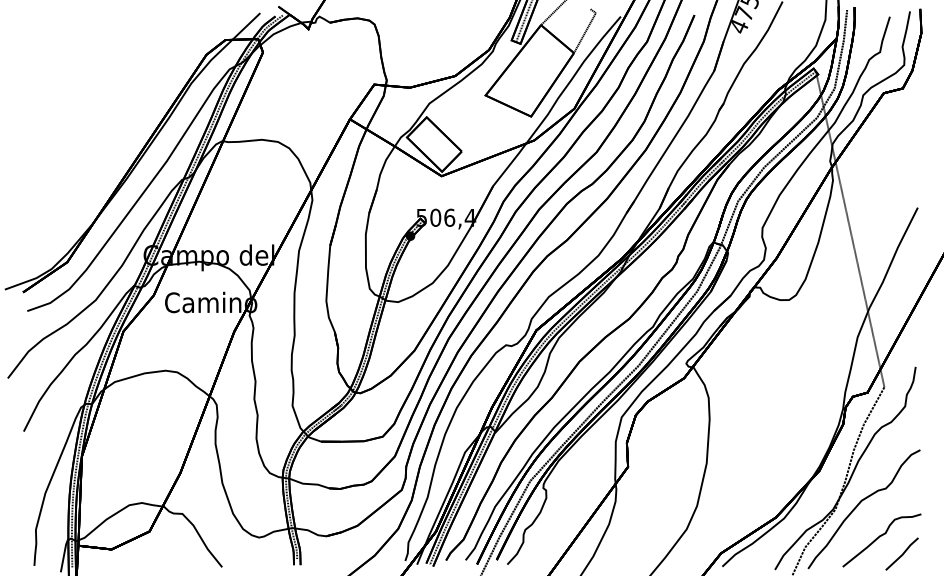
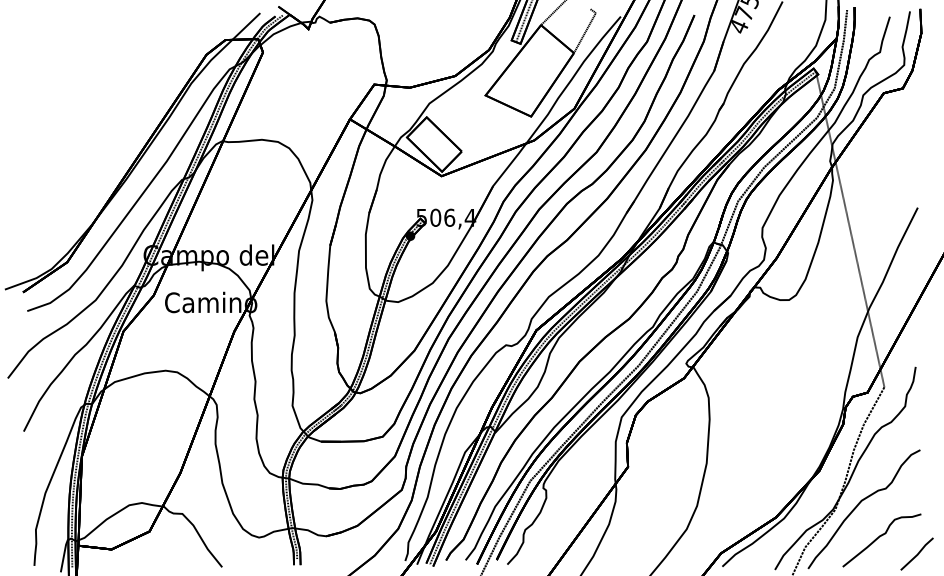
part position: (901, 553) -> (916, 553) (916, 553)
